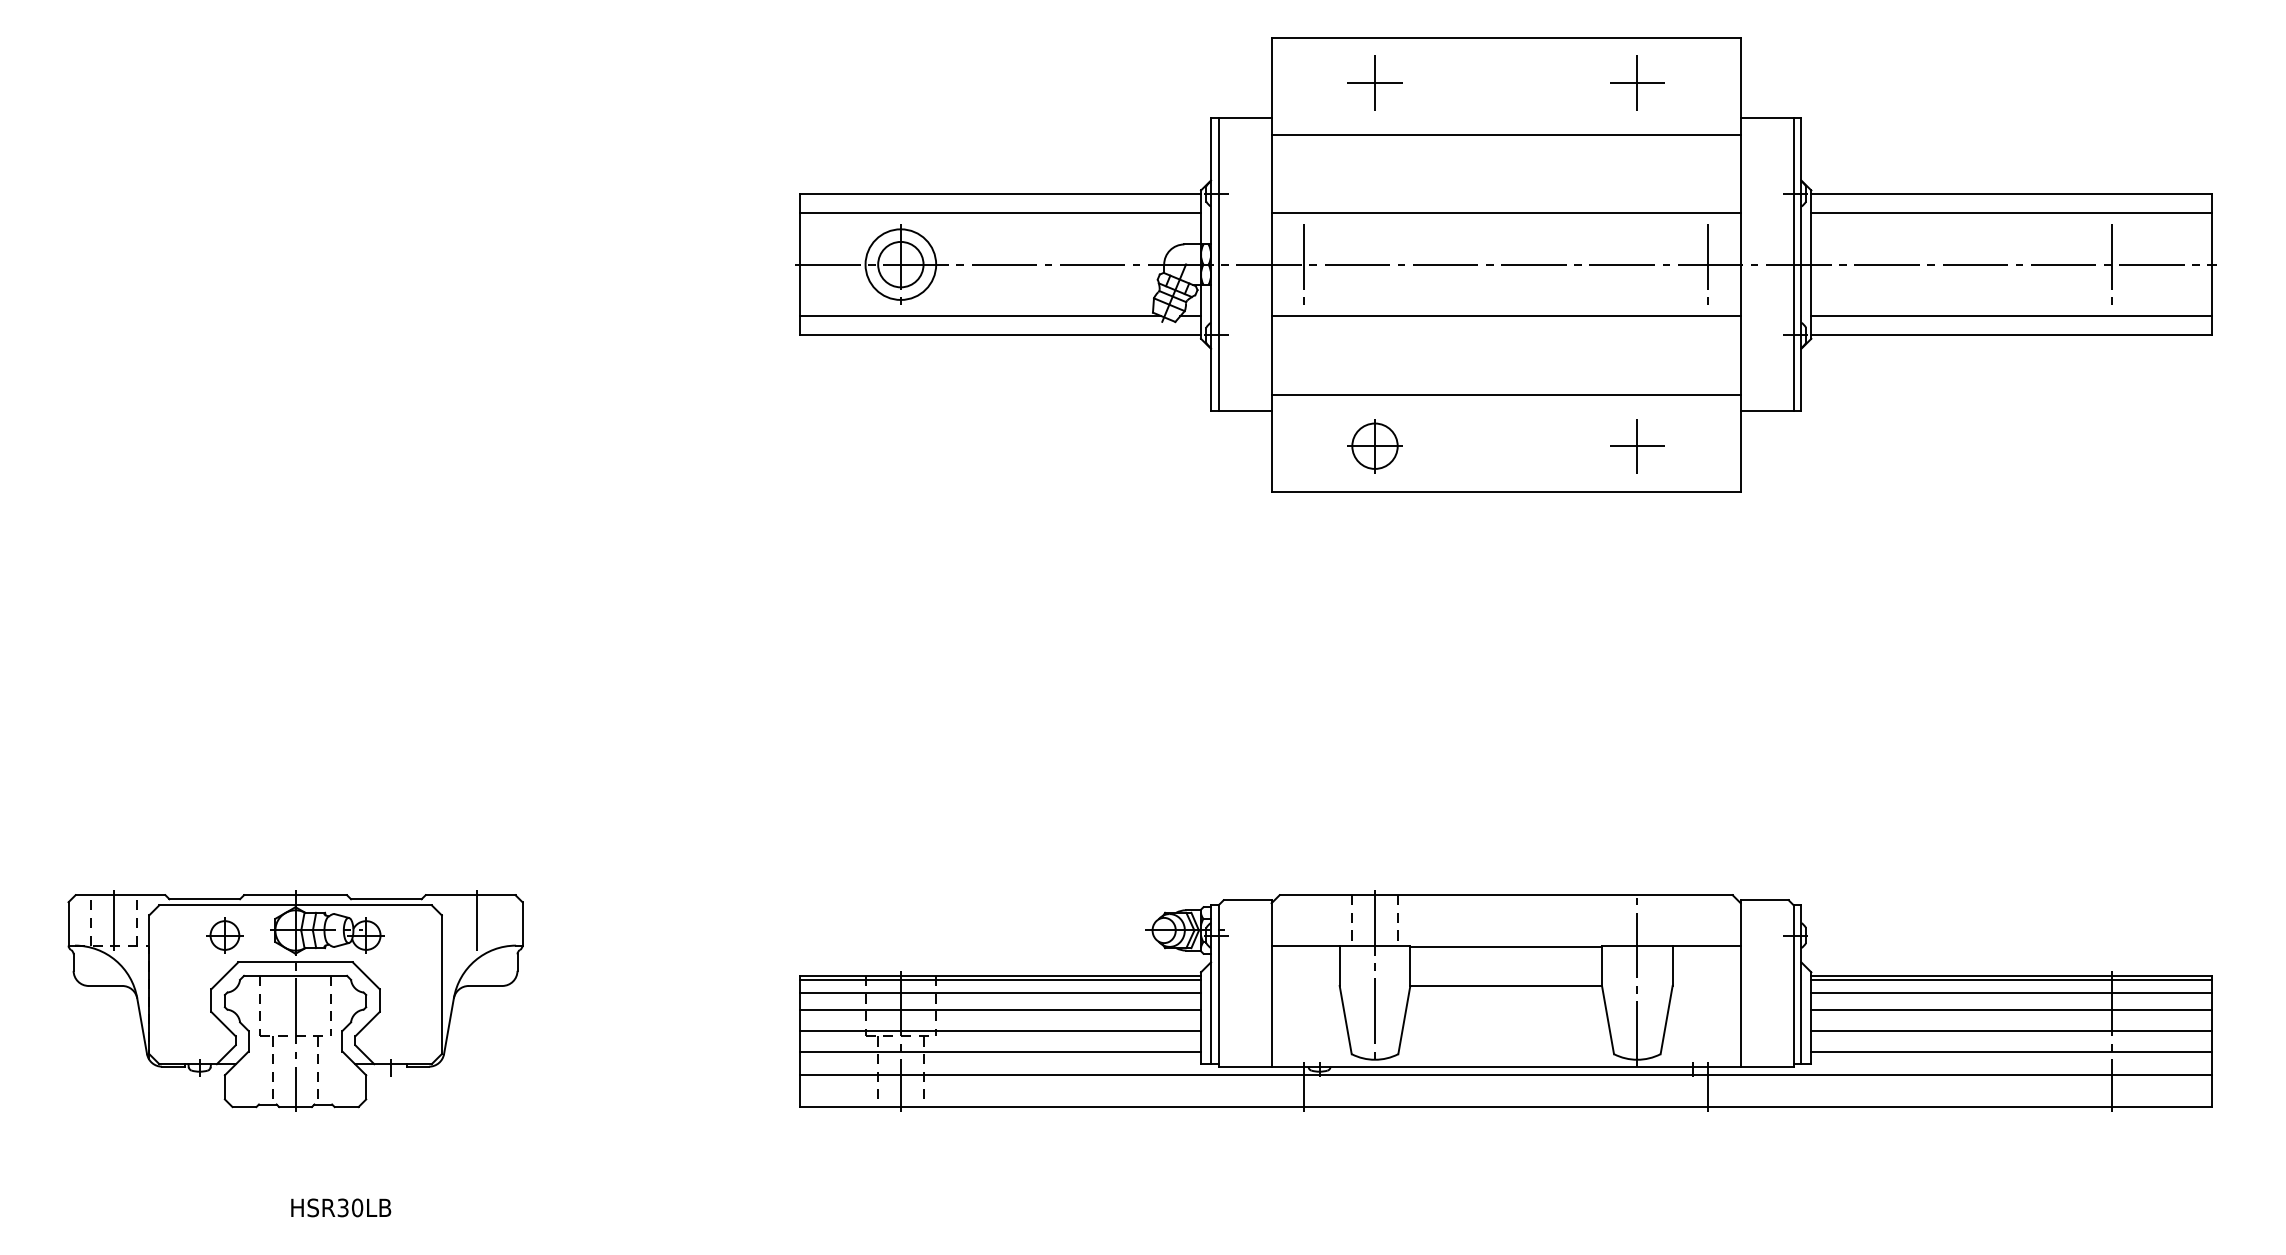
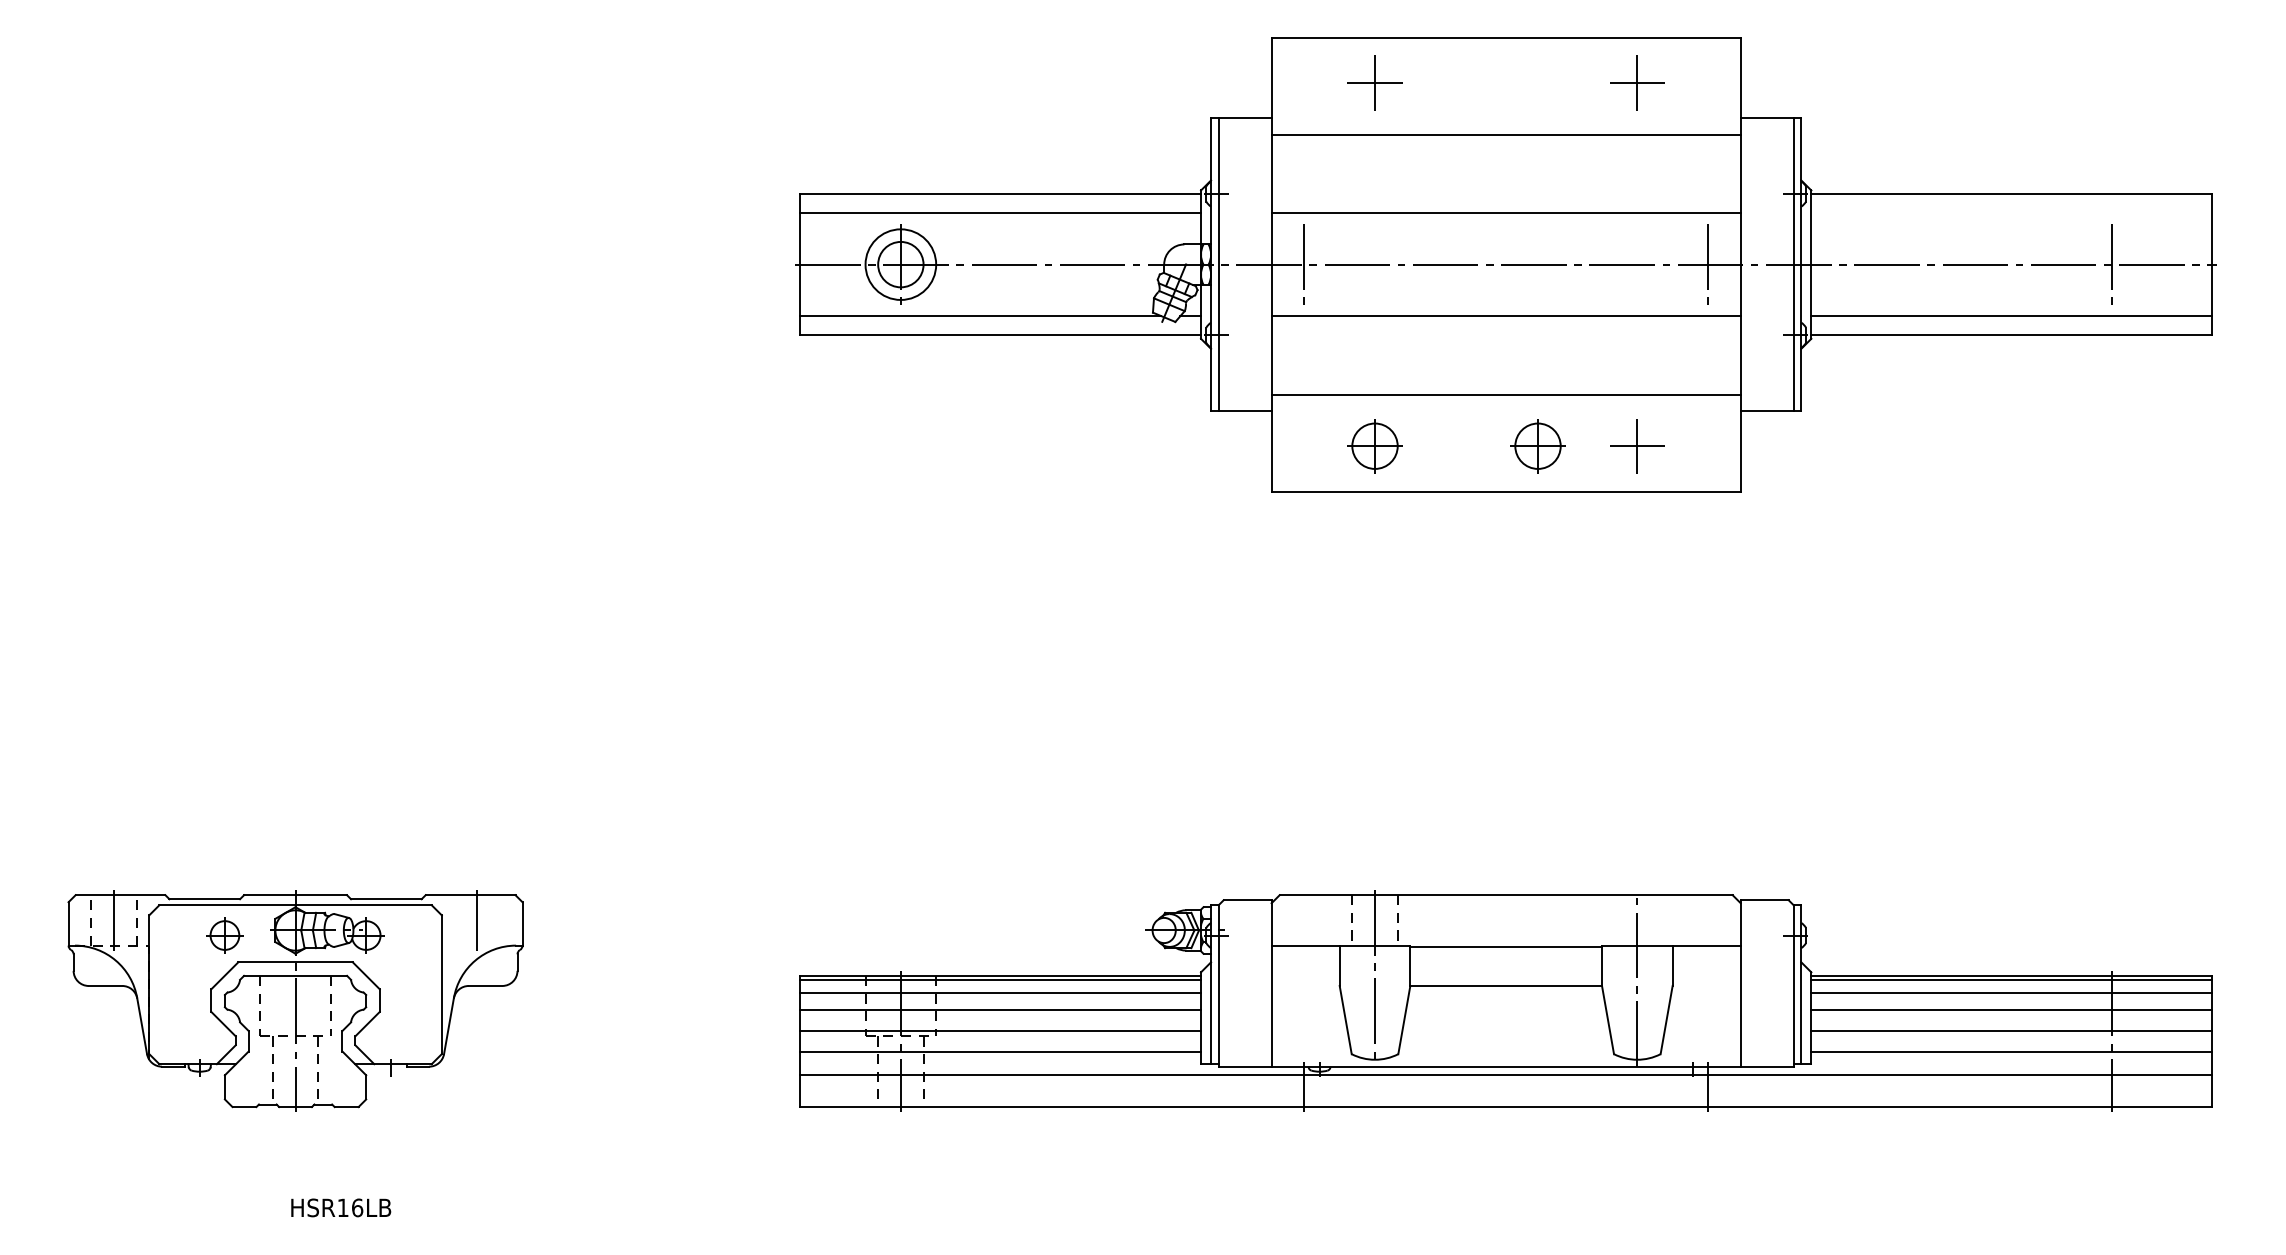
line: present -> none (2011, 213)
part: none -> present (1537, 446)
text: HSR30LB -> HSR16LB (350, 1207)
